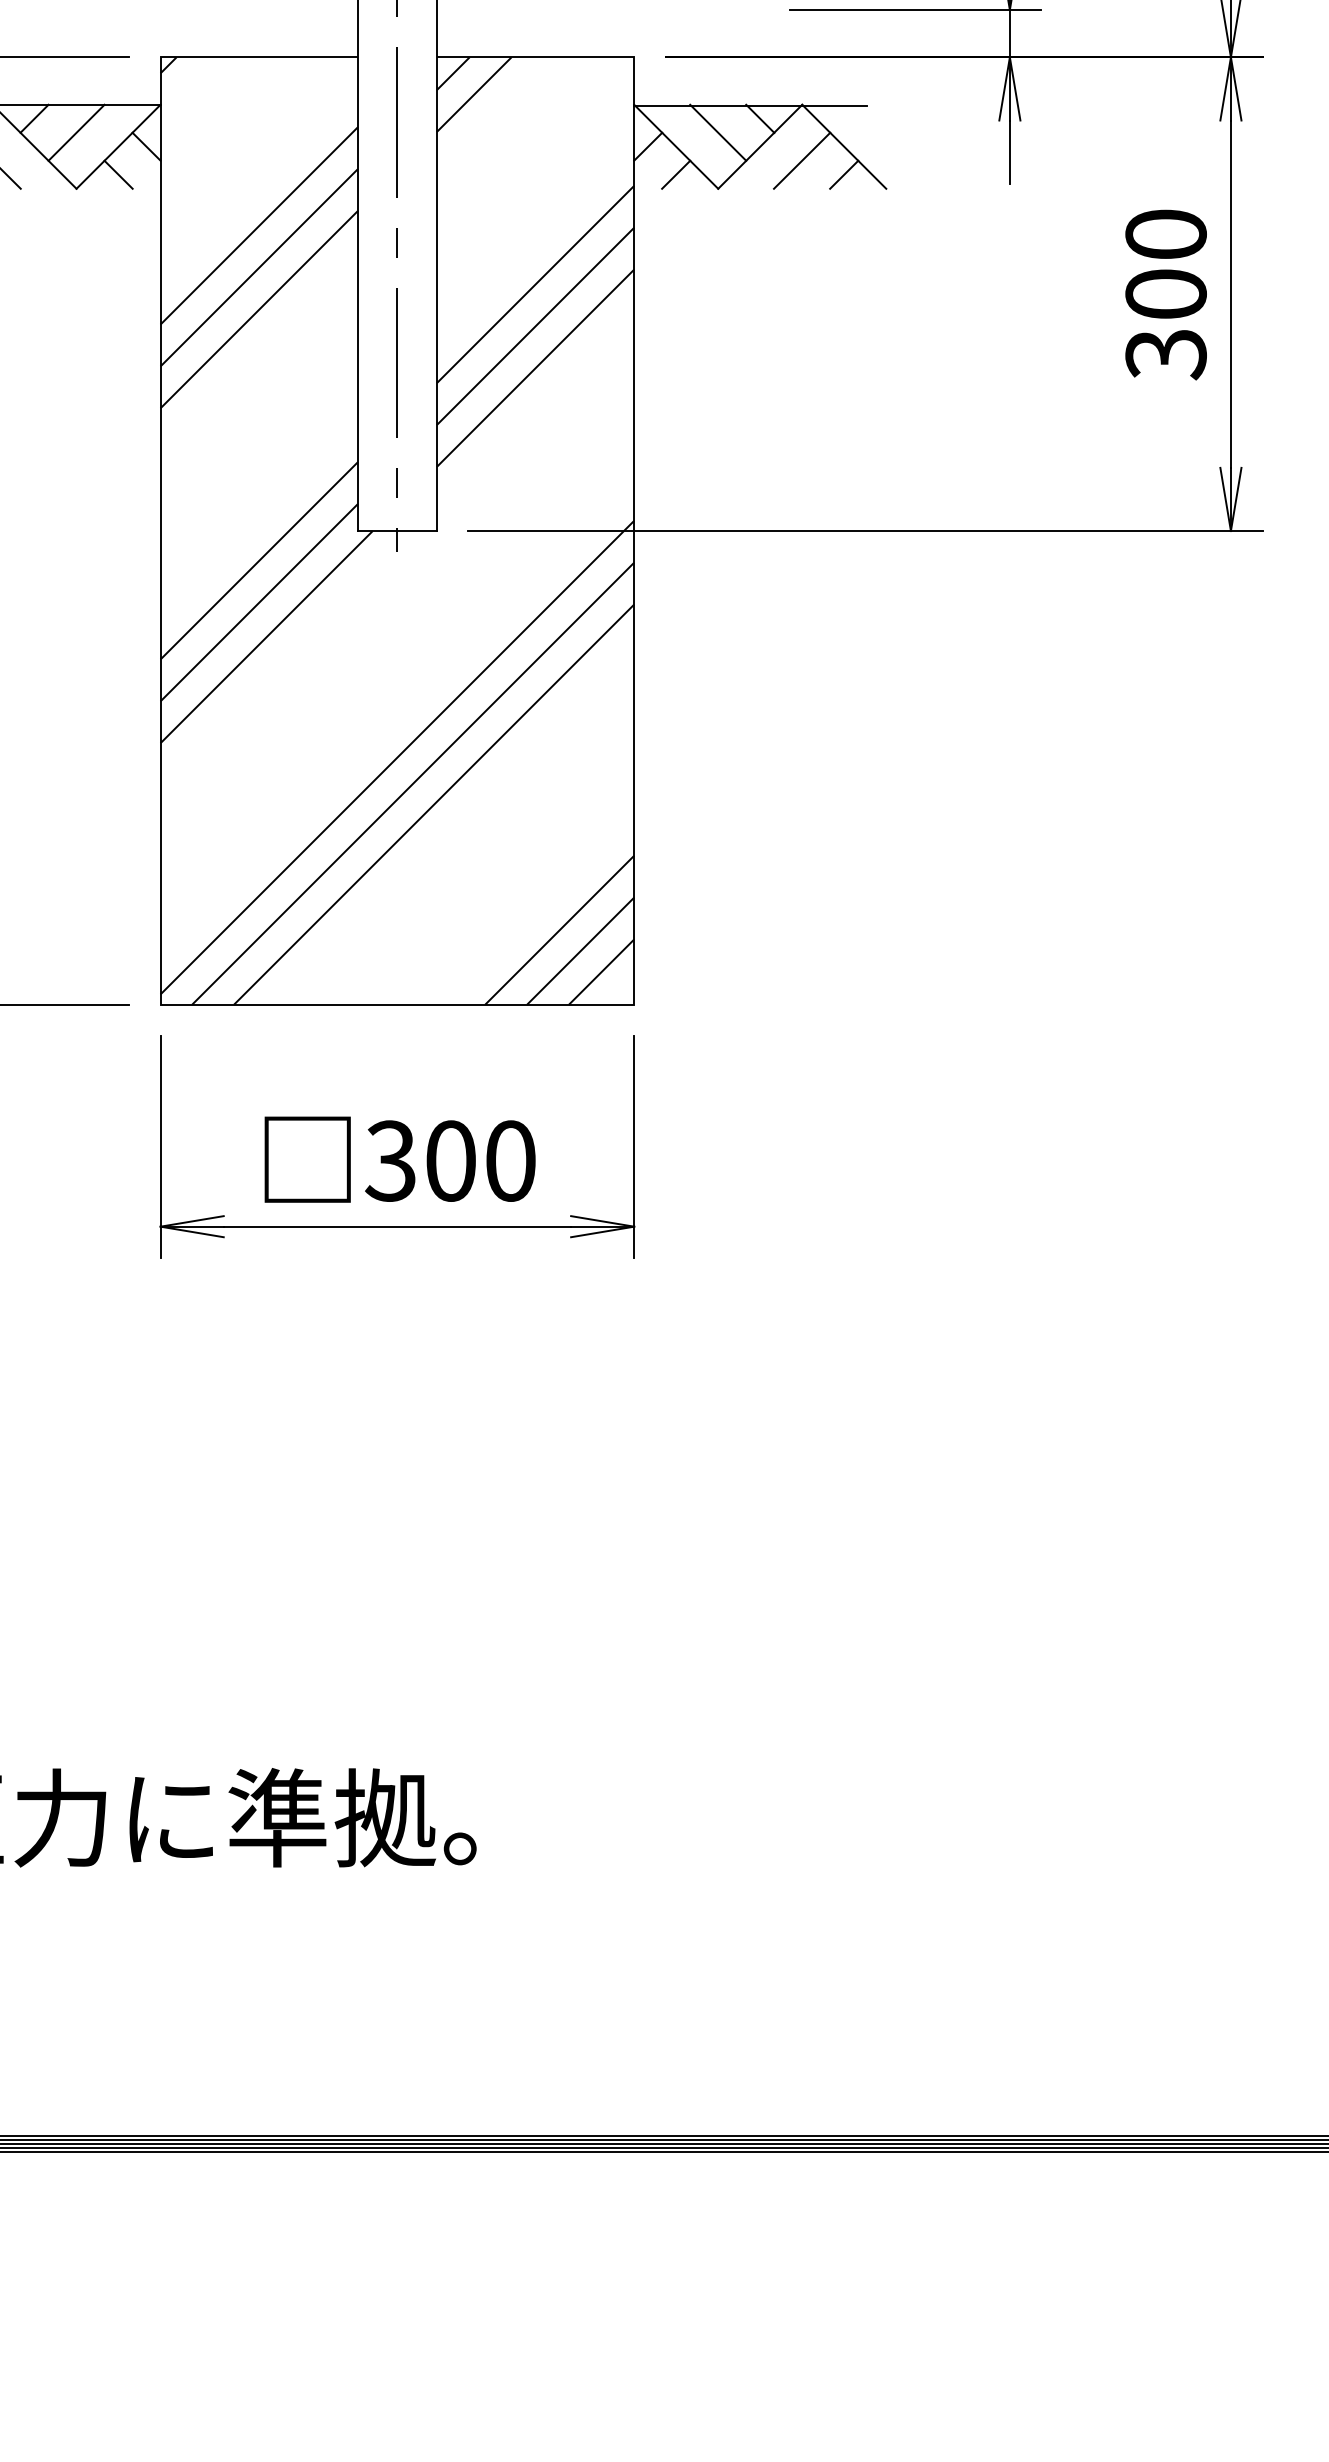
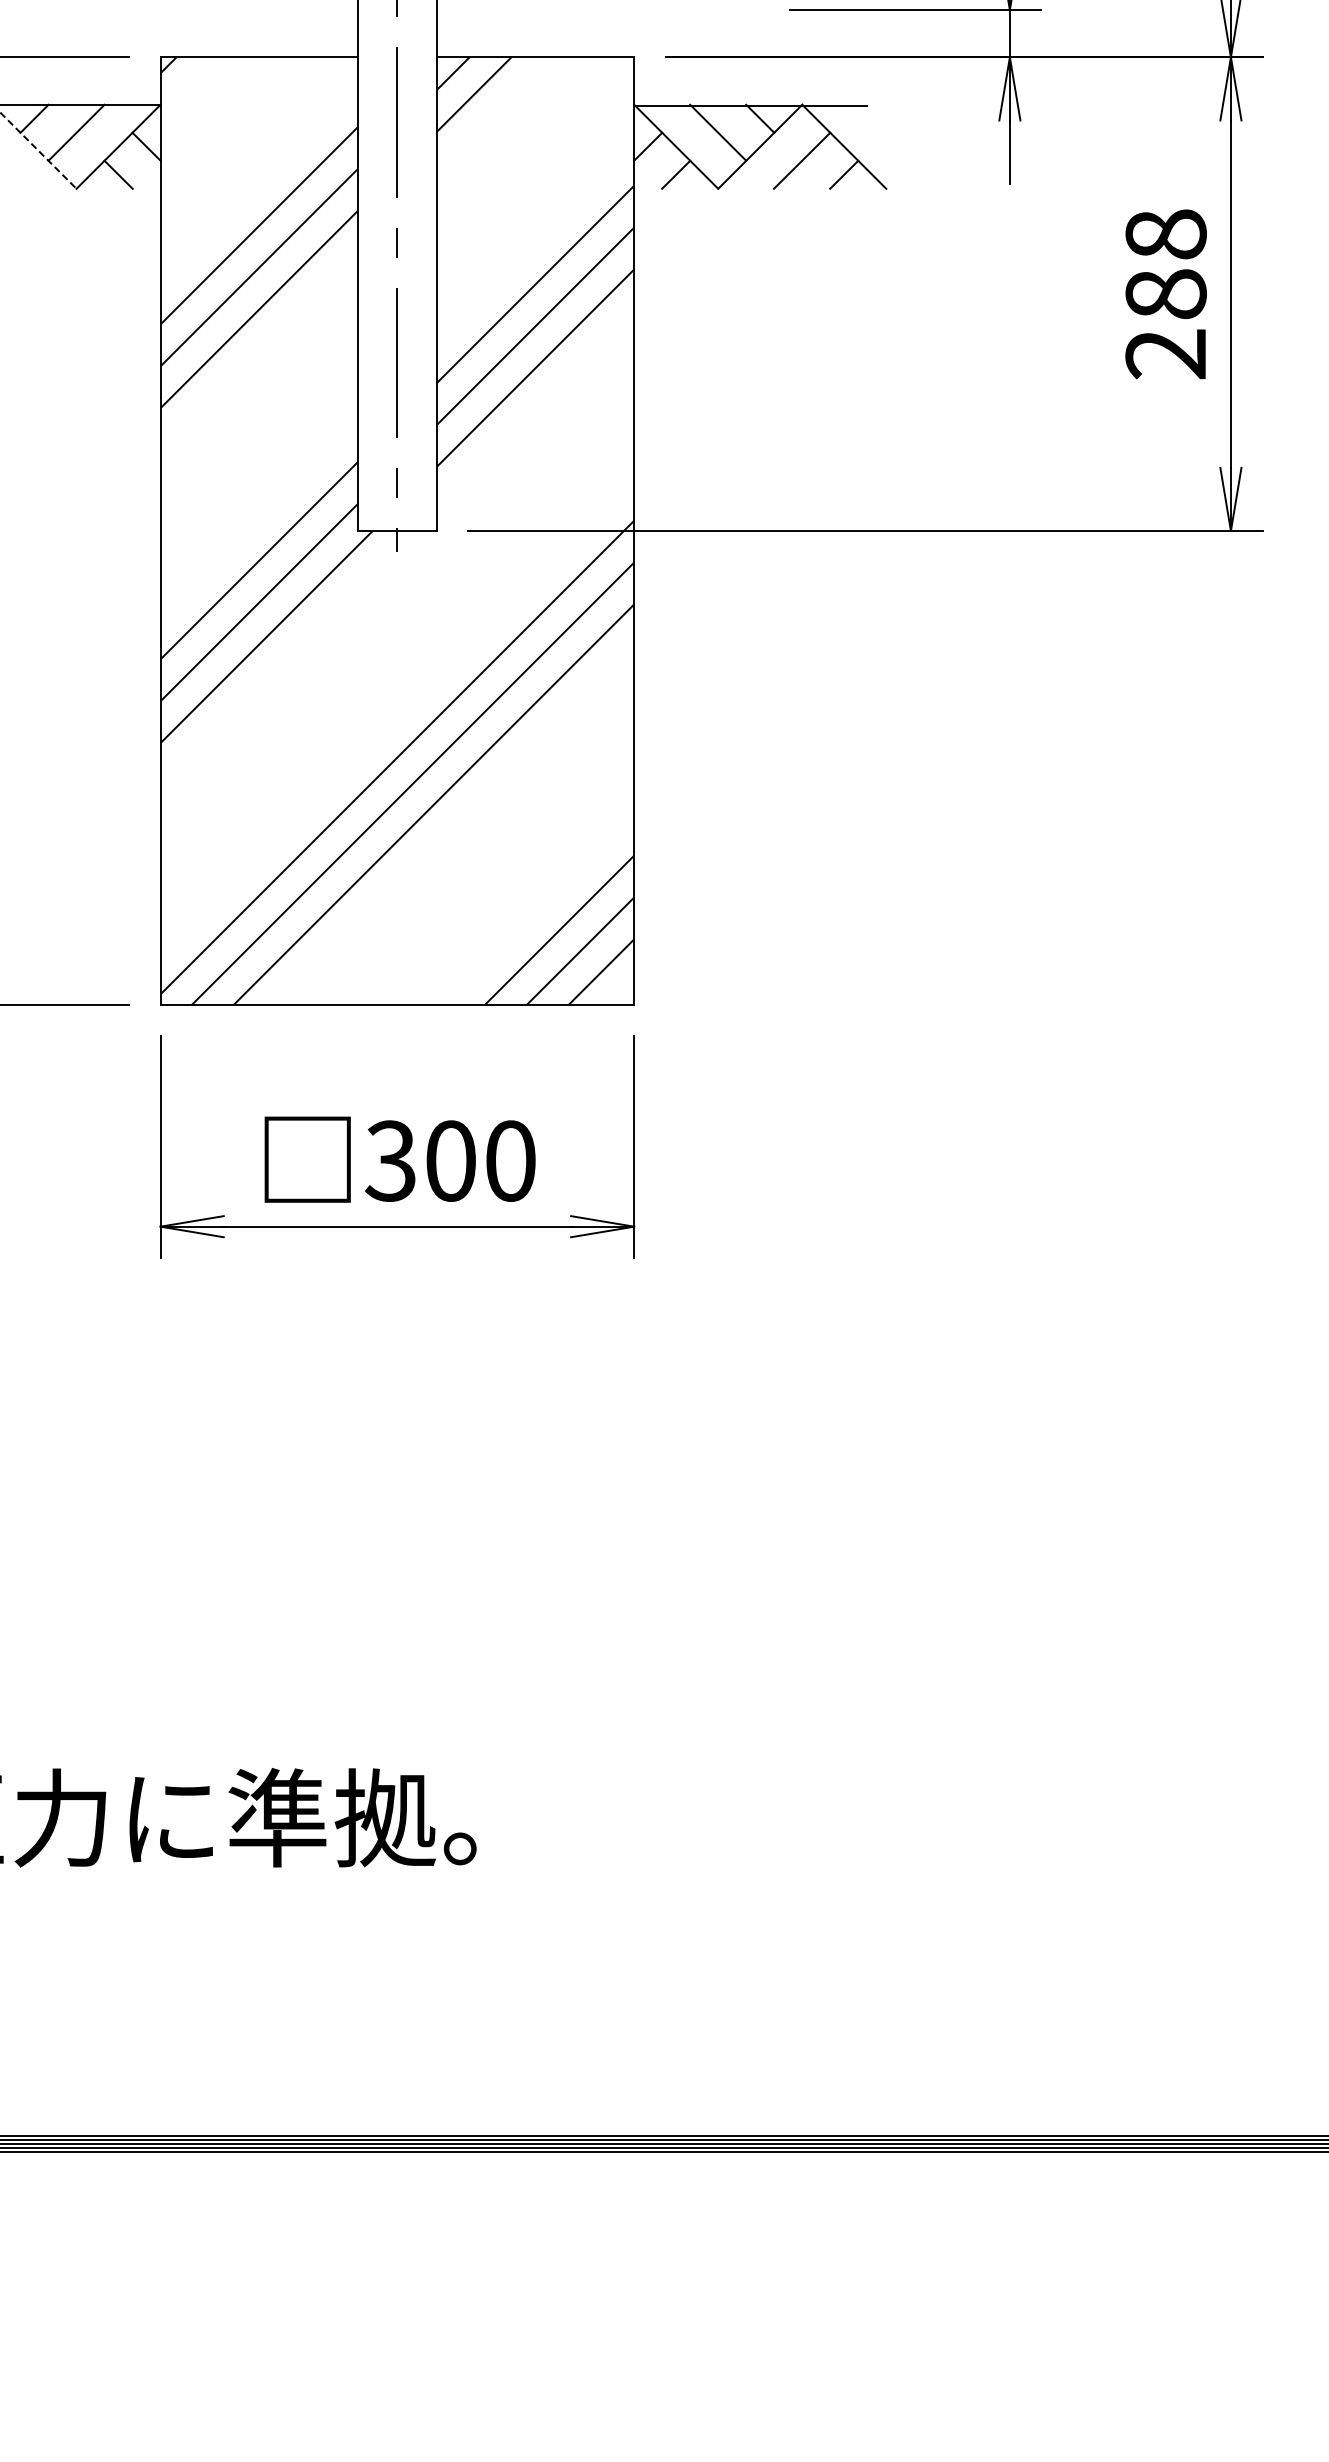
line: solid -> dashed (38, 150)
line: present -> none (11, 179)
text: 300 -> 288 (1165, 294)
